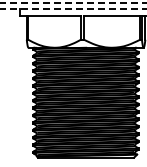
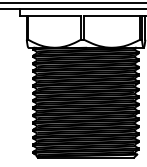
line: dashed -> solid (73, 2)
line: dashed -> solid (73, 9)
